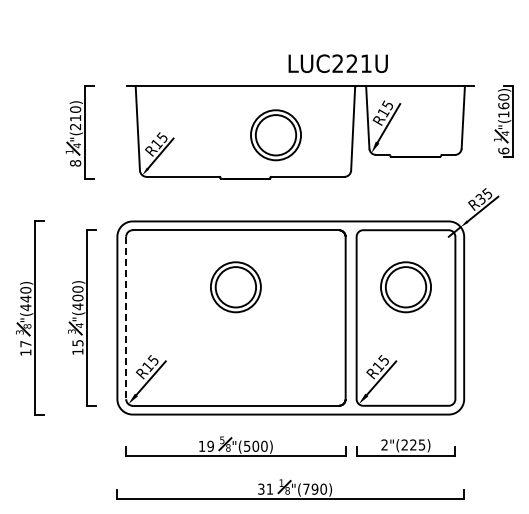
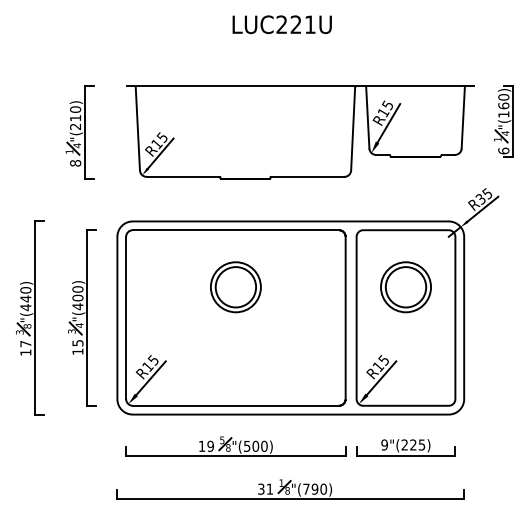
text position: (337, 63) -> (281, 24) (281, 24)
part: present -> none (275, 135)
line: dashed -> solid (126, 318)
text: 2"(225) -> 9"(225) (384, 444)
